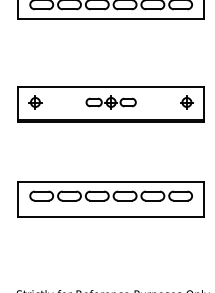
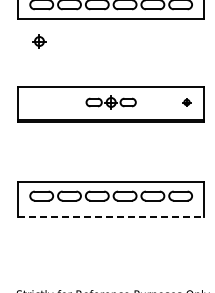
part position: (35, 102) -> (39, 41) (39, 41)
part size: 14x15 px -> 10x9 px (186, 102)
line: solid -> dashed (111, 216)
